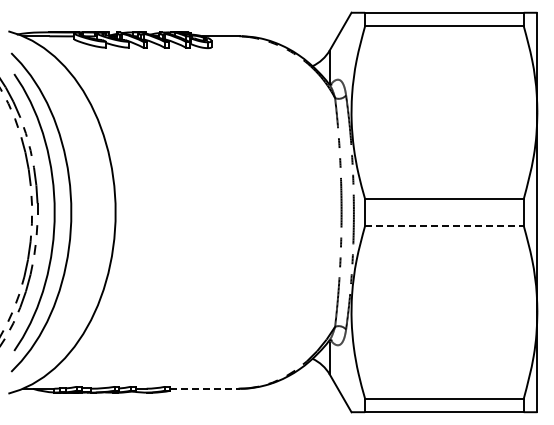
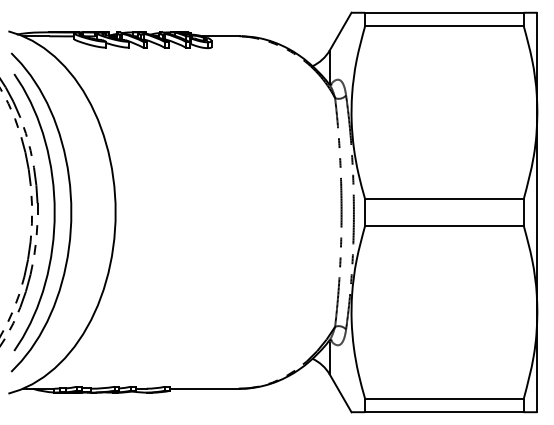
line: dashed -> solid (444, 226)
line: dashed -> solid (205, 388)
